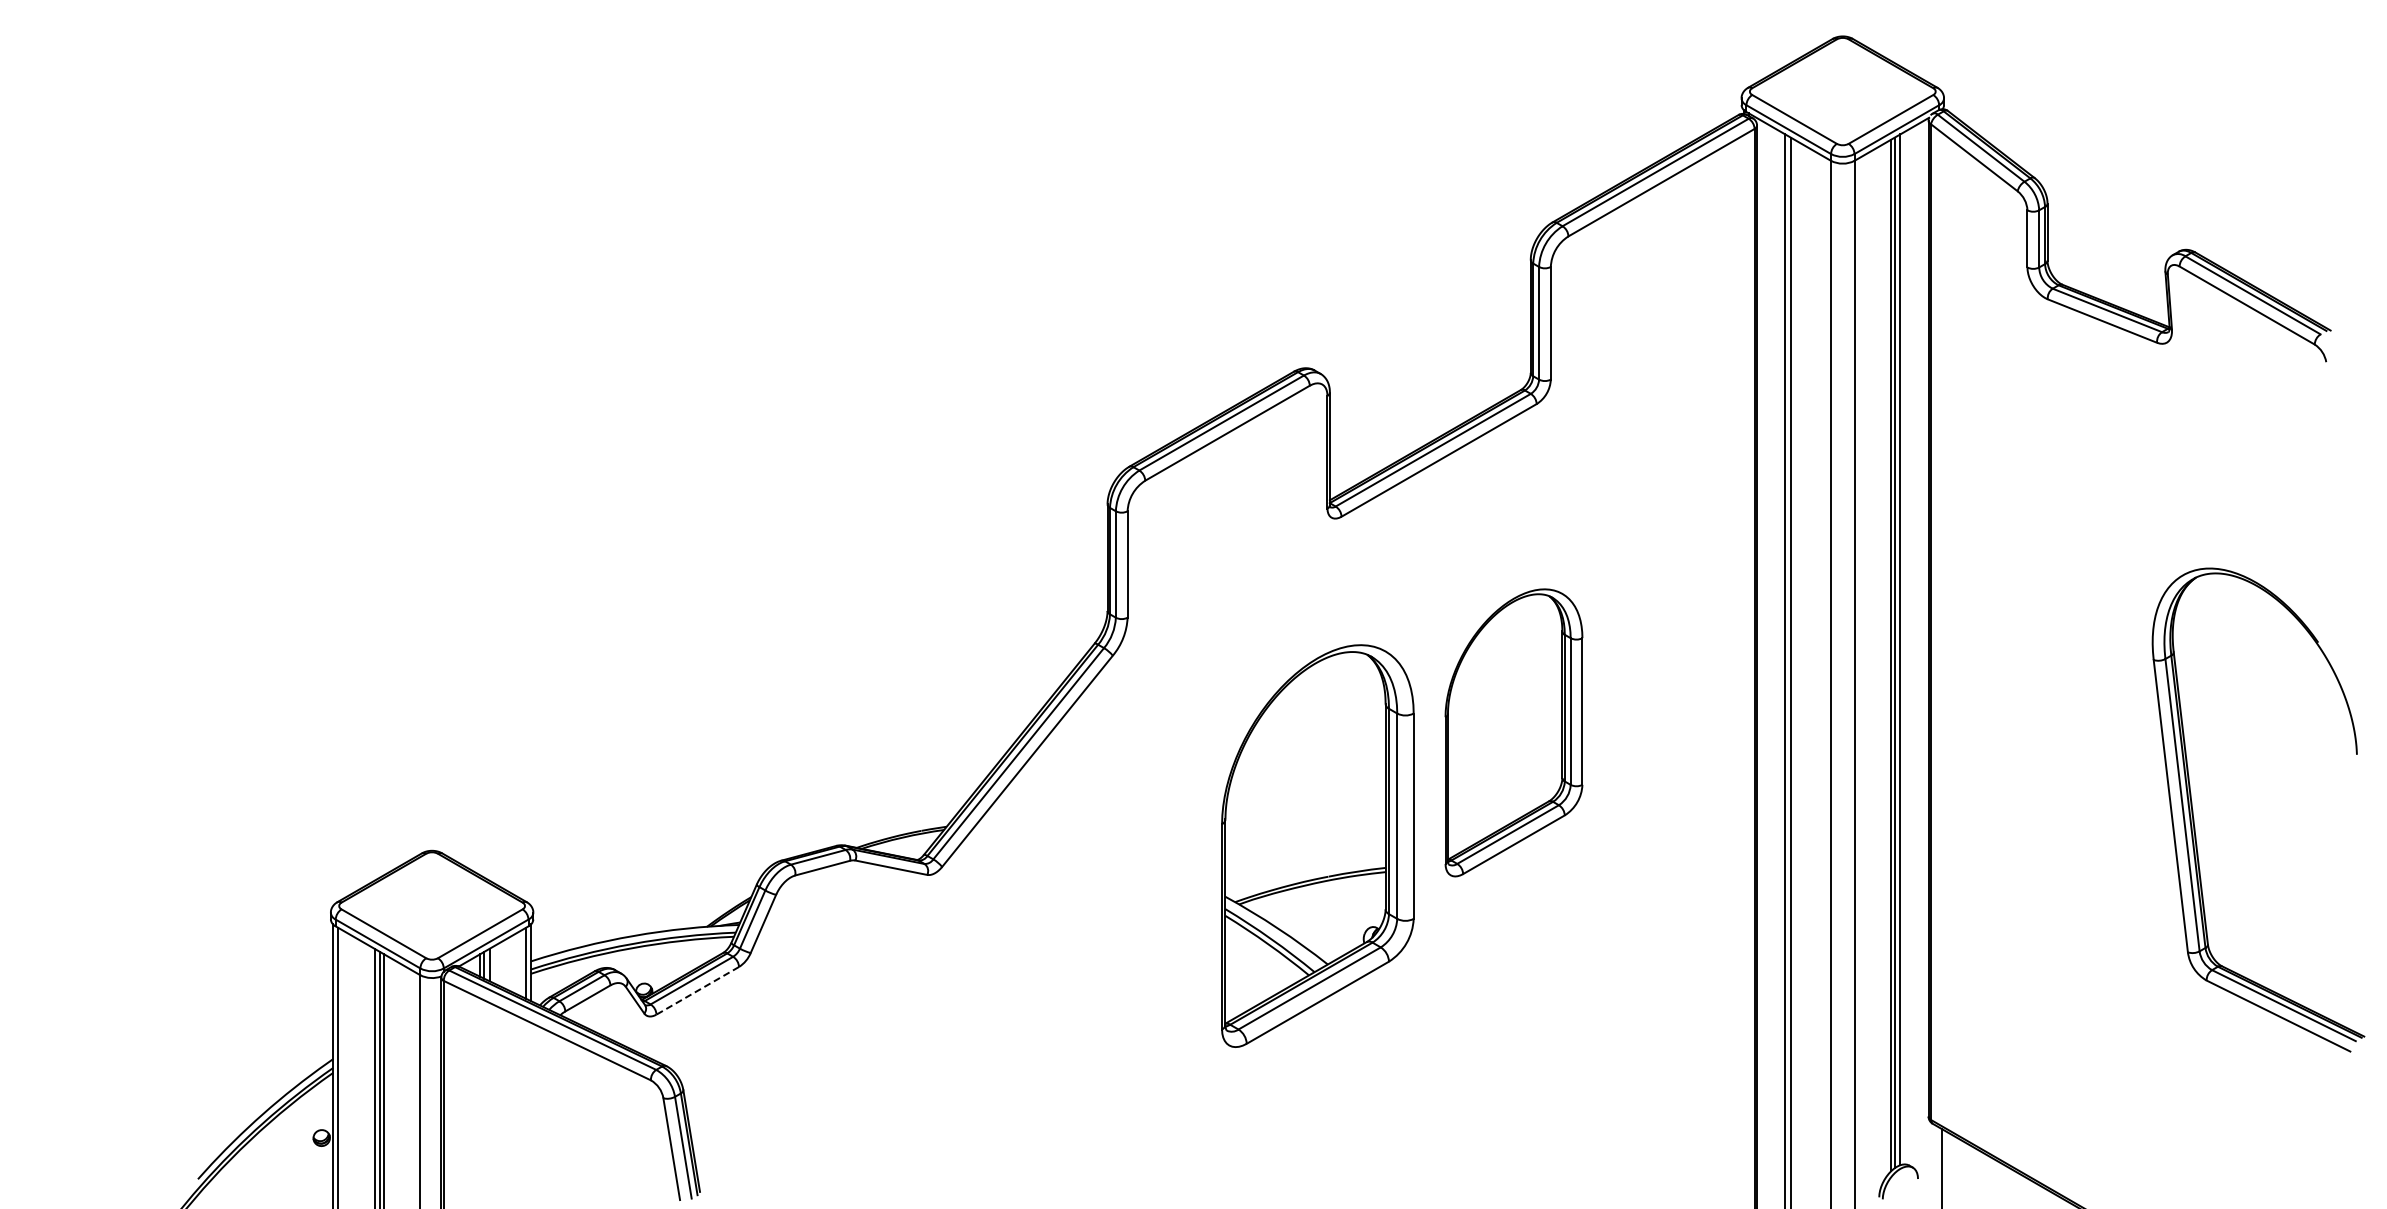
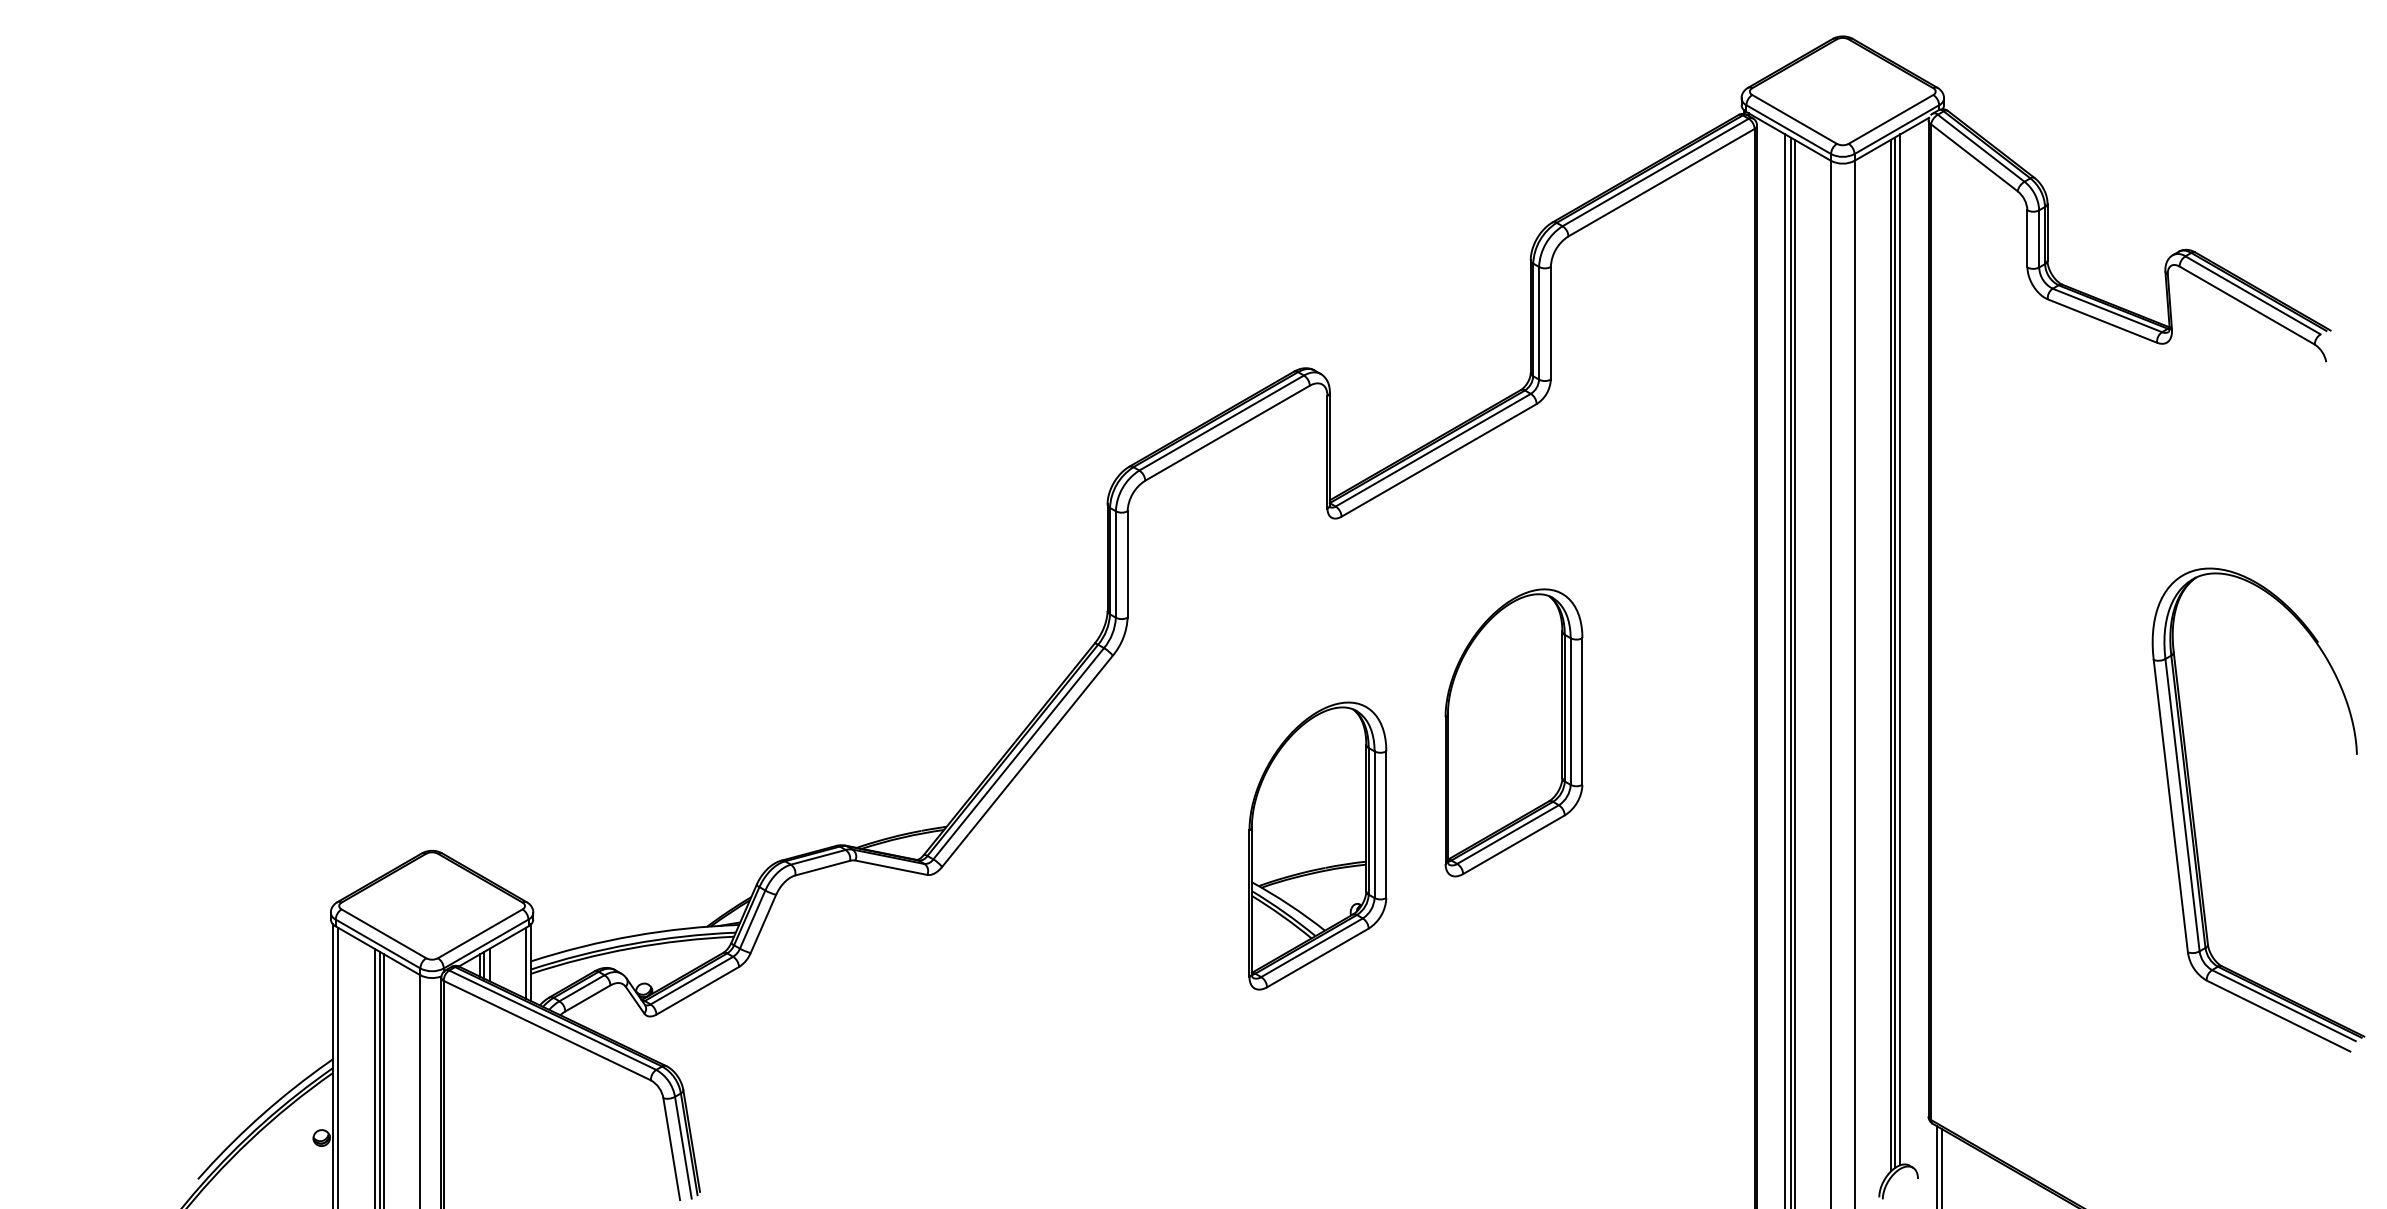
line: none -> present (1794, 672)
part size: 194x404 px -> 140x290 px (1317, 845)
line: dashed -> solid (697, 990)
line: none -> present (1936, 1165)
